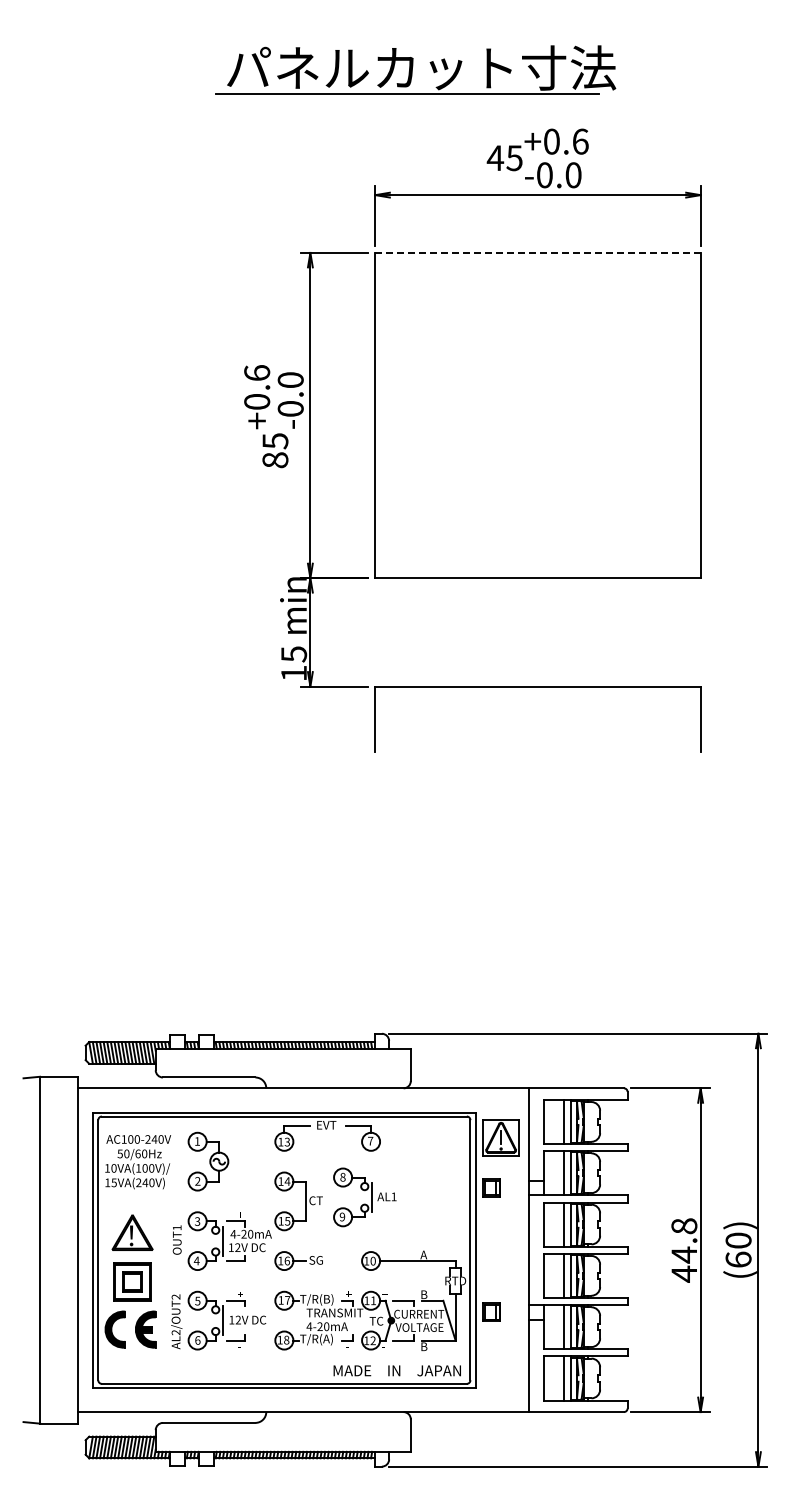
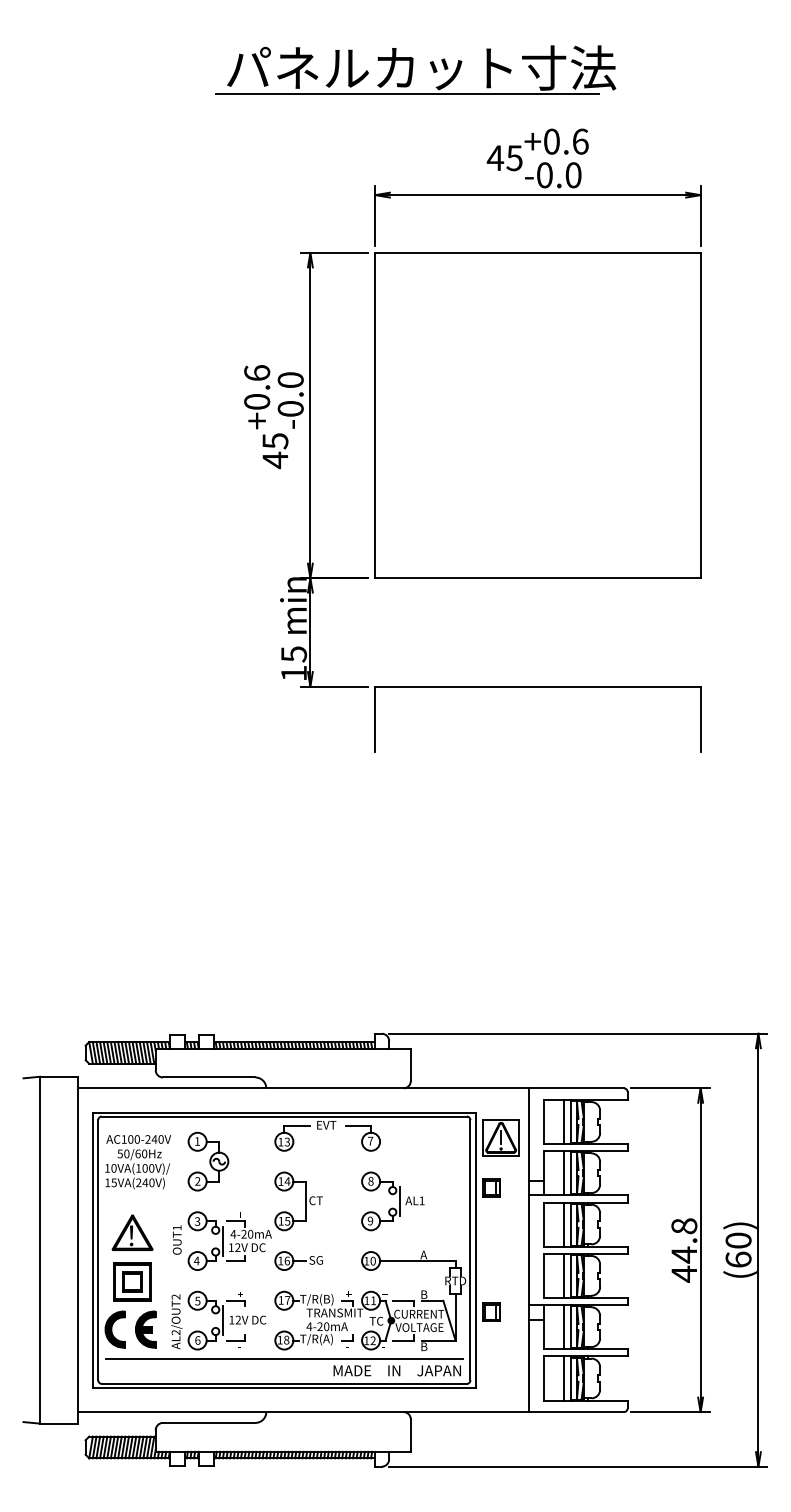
line: dashed -> solid (538, 252)
text: 85 -> 45 (275, 460)
part position: (364, 1197) -> (392, 1201) (392, 1201)
line: none -> present (284, 1358)
